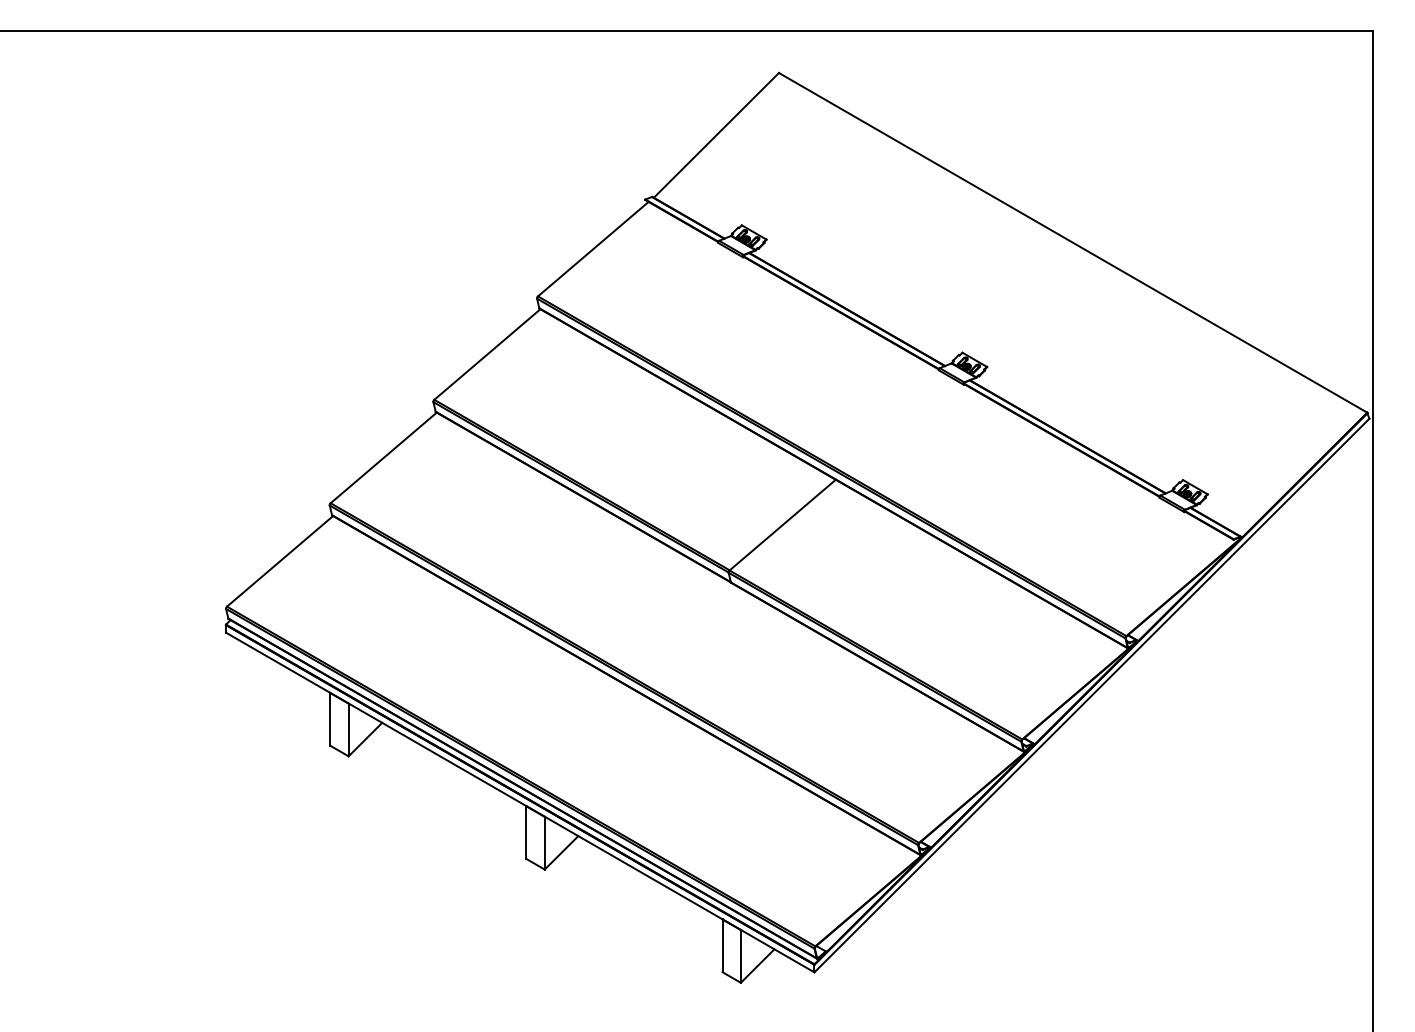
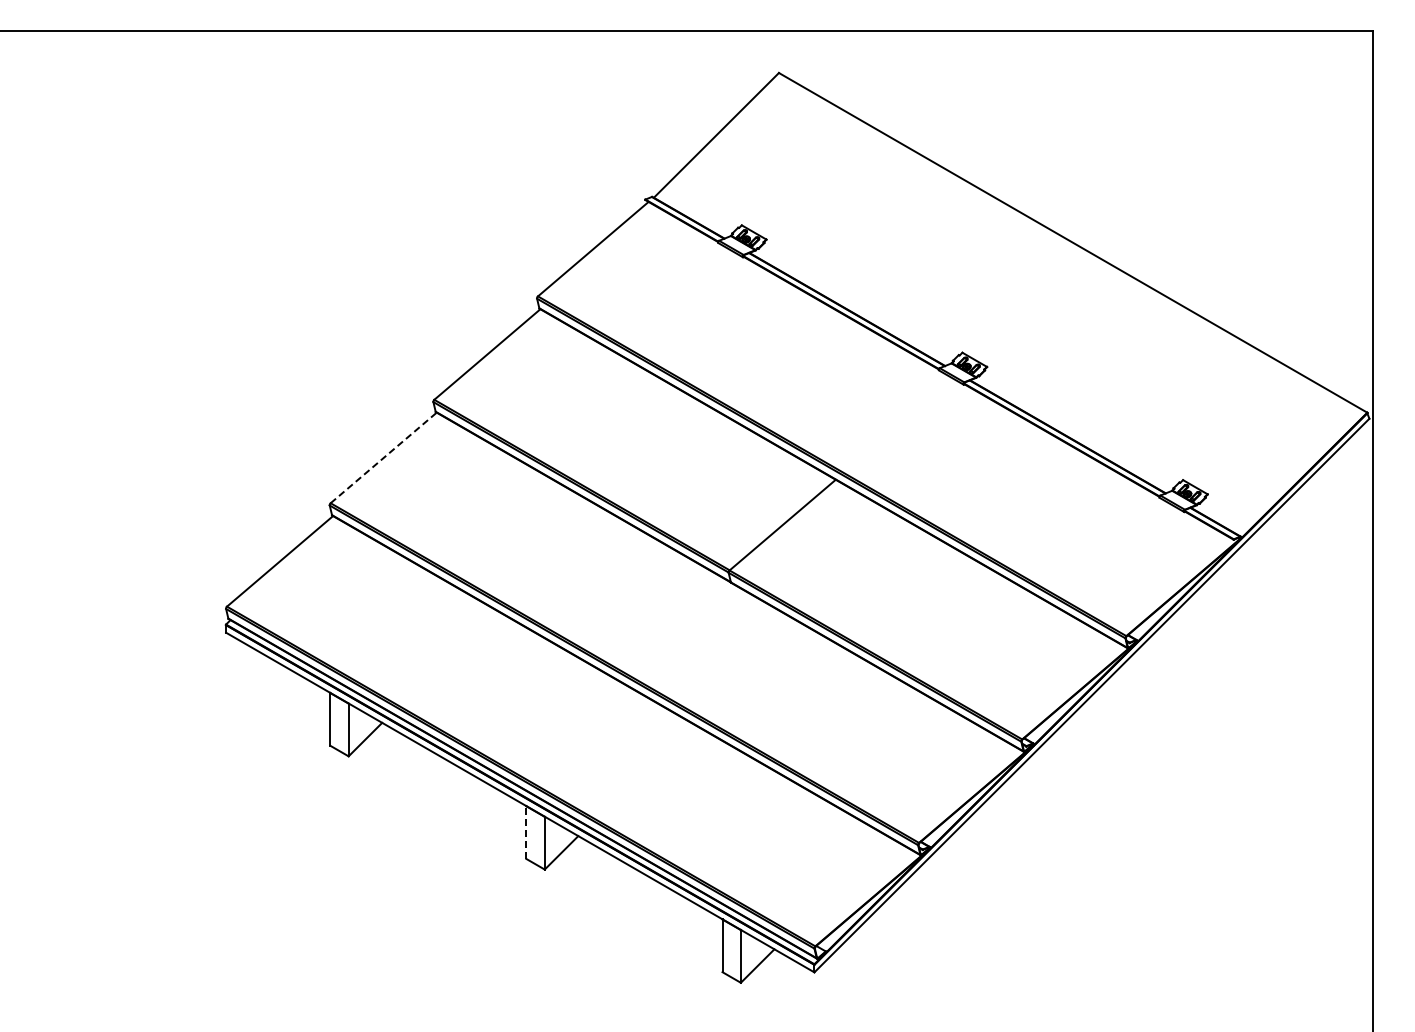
line: solid -> dashed (383, 457)
line: solid -> dashed (526, 832)
